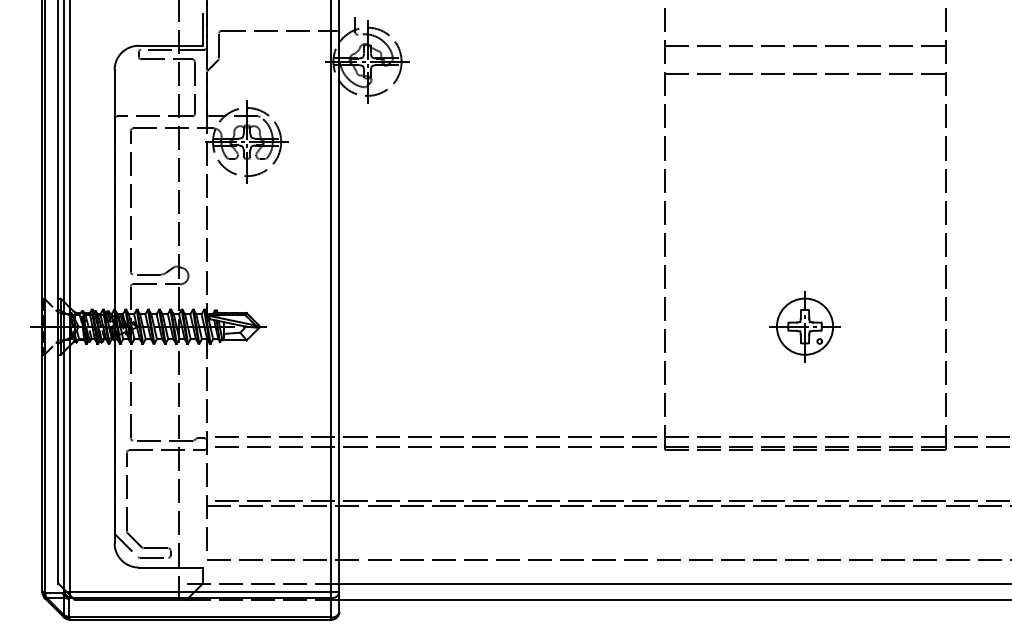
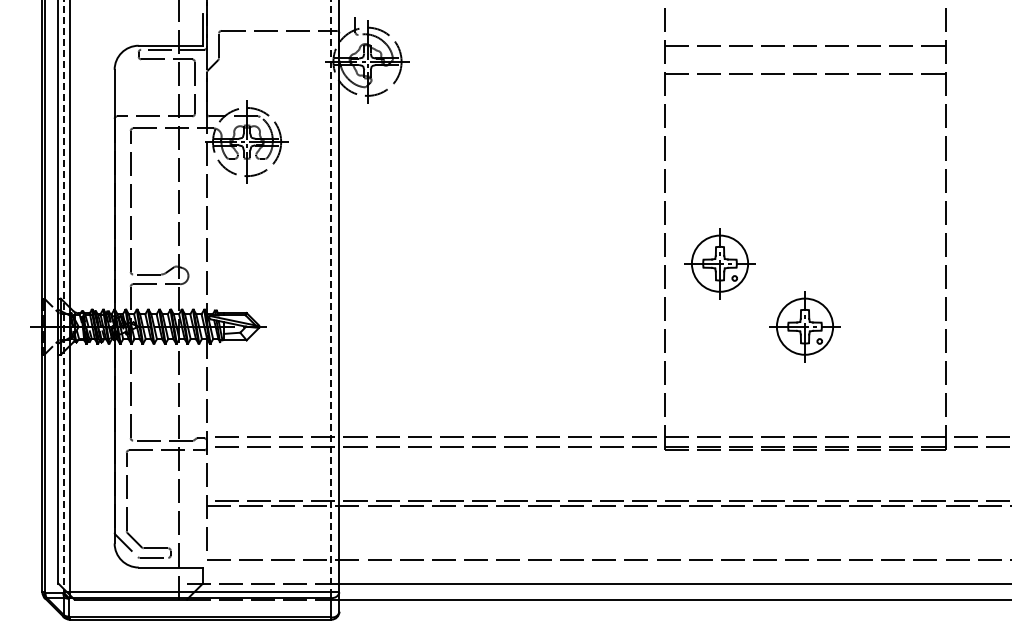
part: none -> present (719, 263)
line: solid -> dashed (64, 296)
line: solid -> dashed (331, 296)
